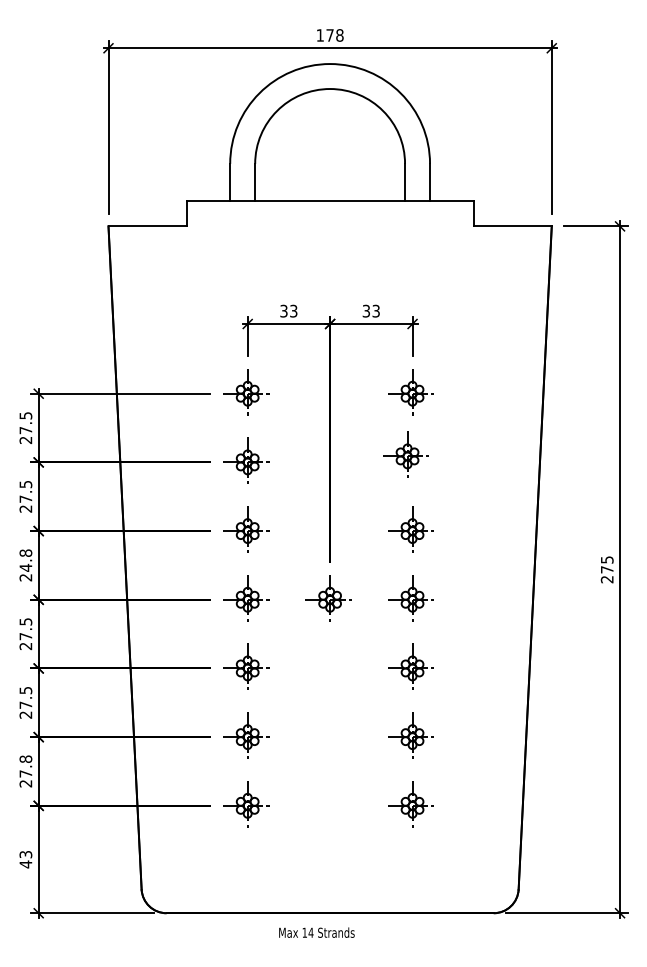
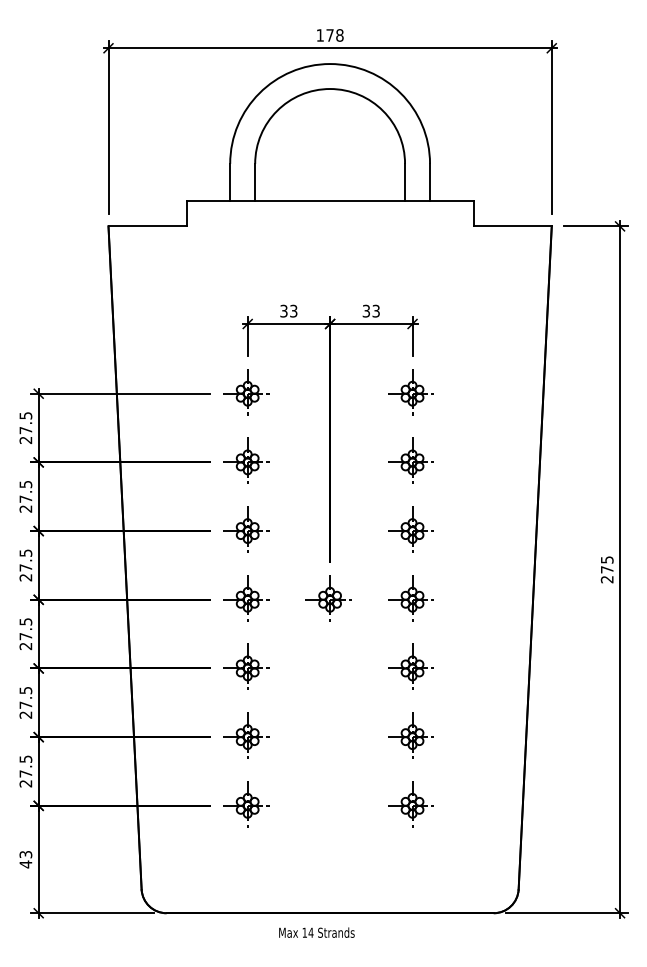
part position: (405, 454) -> (410, 460) (410, 460)
text: 24.8 -> 27.5 (25, 560)
text: 27.8 -> 27.5 (25, 758)
